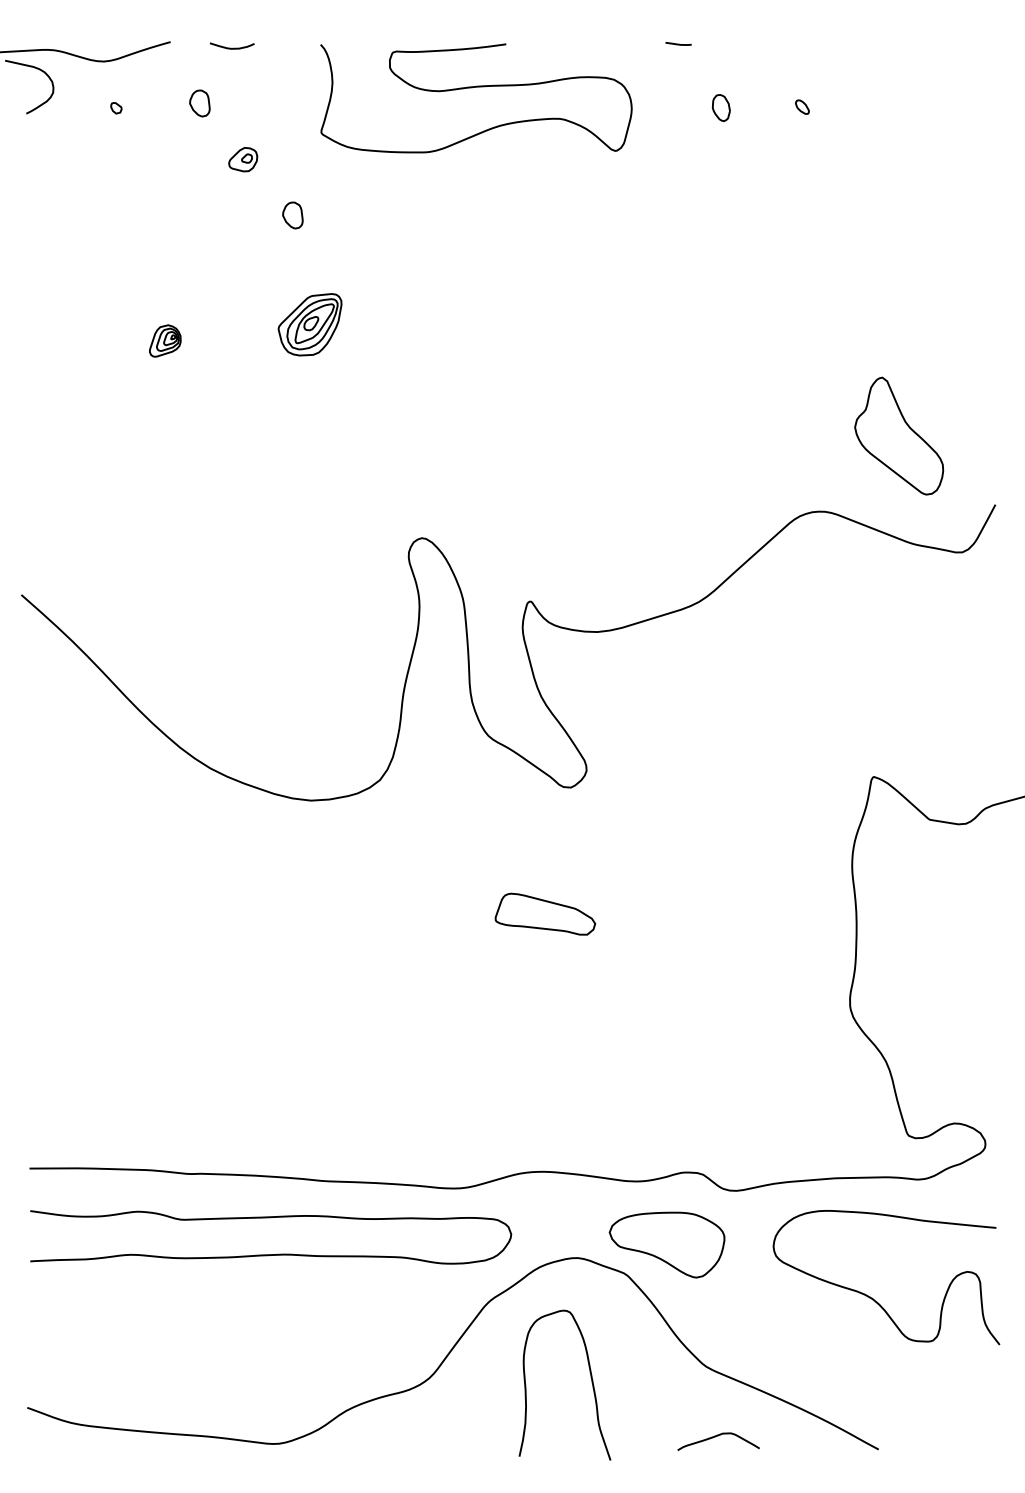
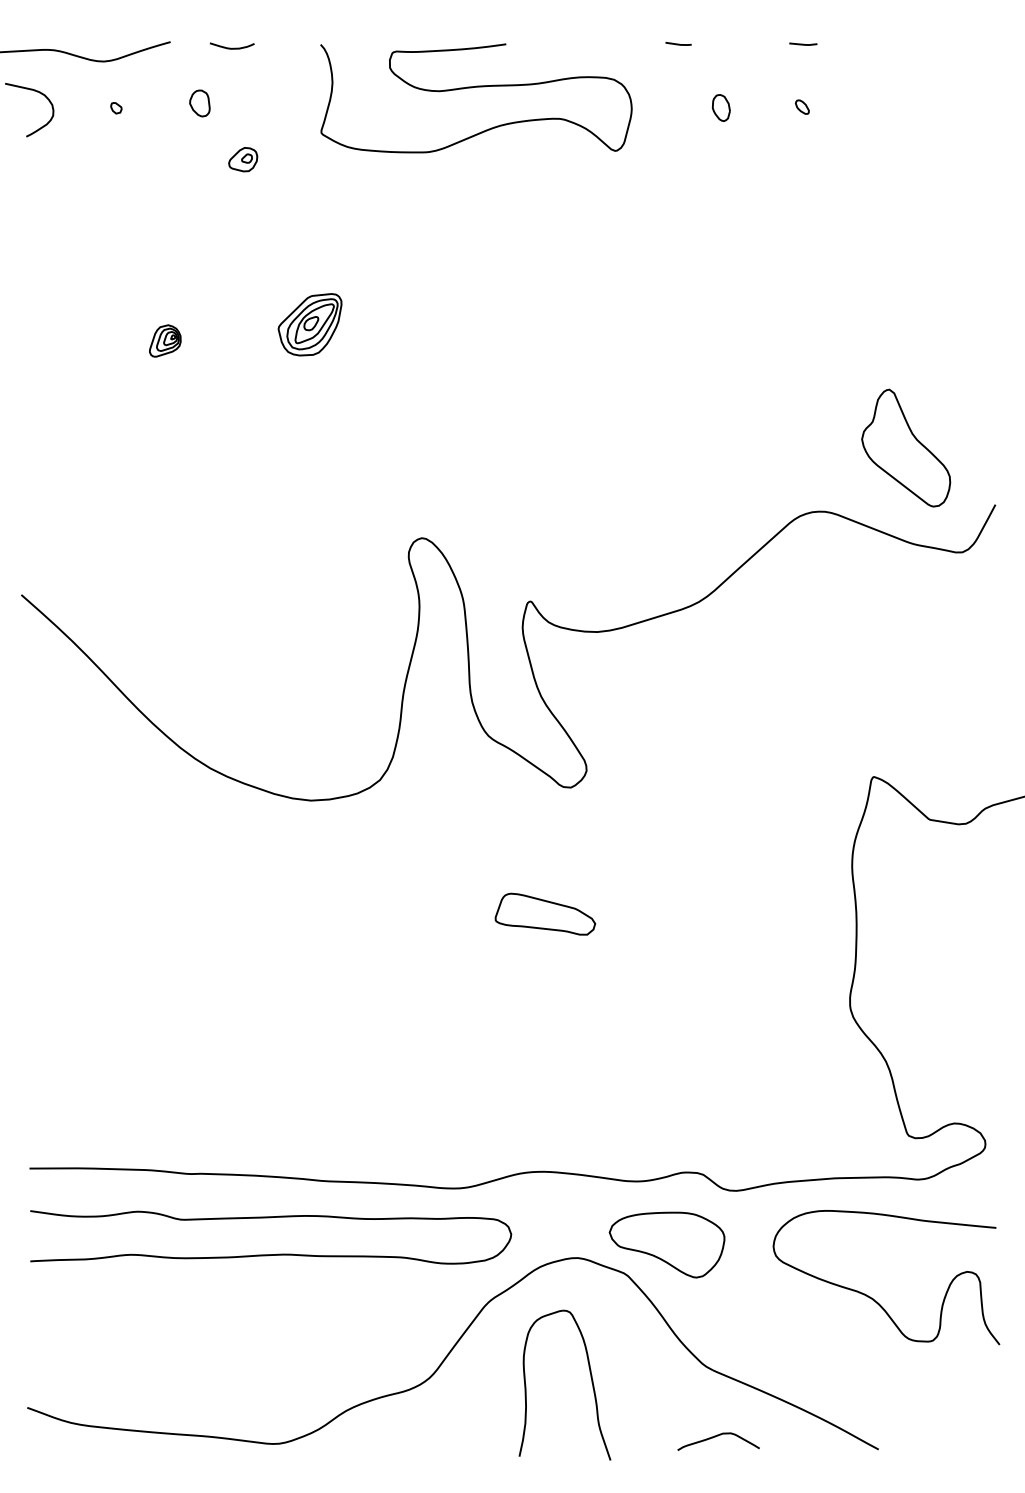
line: none -> present (803, 43)
curve position: (34, 68) -> (34, 91) (34, 91)
part: present -> none (292, 215)
part position: (899, 435) -> (906, 447) (906, 447)
